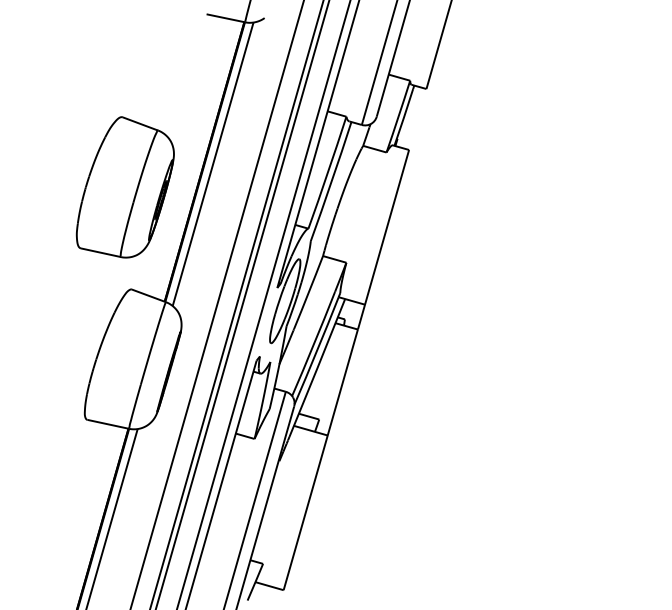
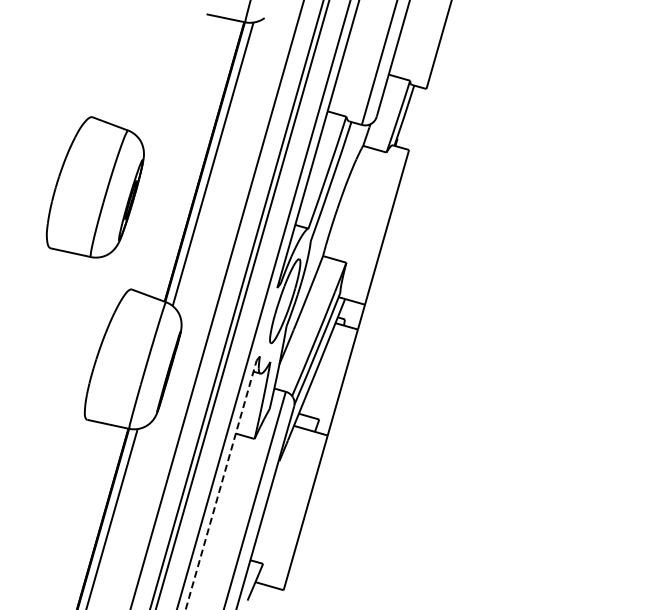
part position: (124, 187) -> (94, 187) (94, 187)
line: solid -> dashed (221, 484)
